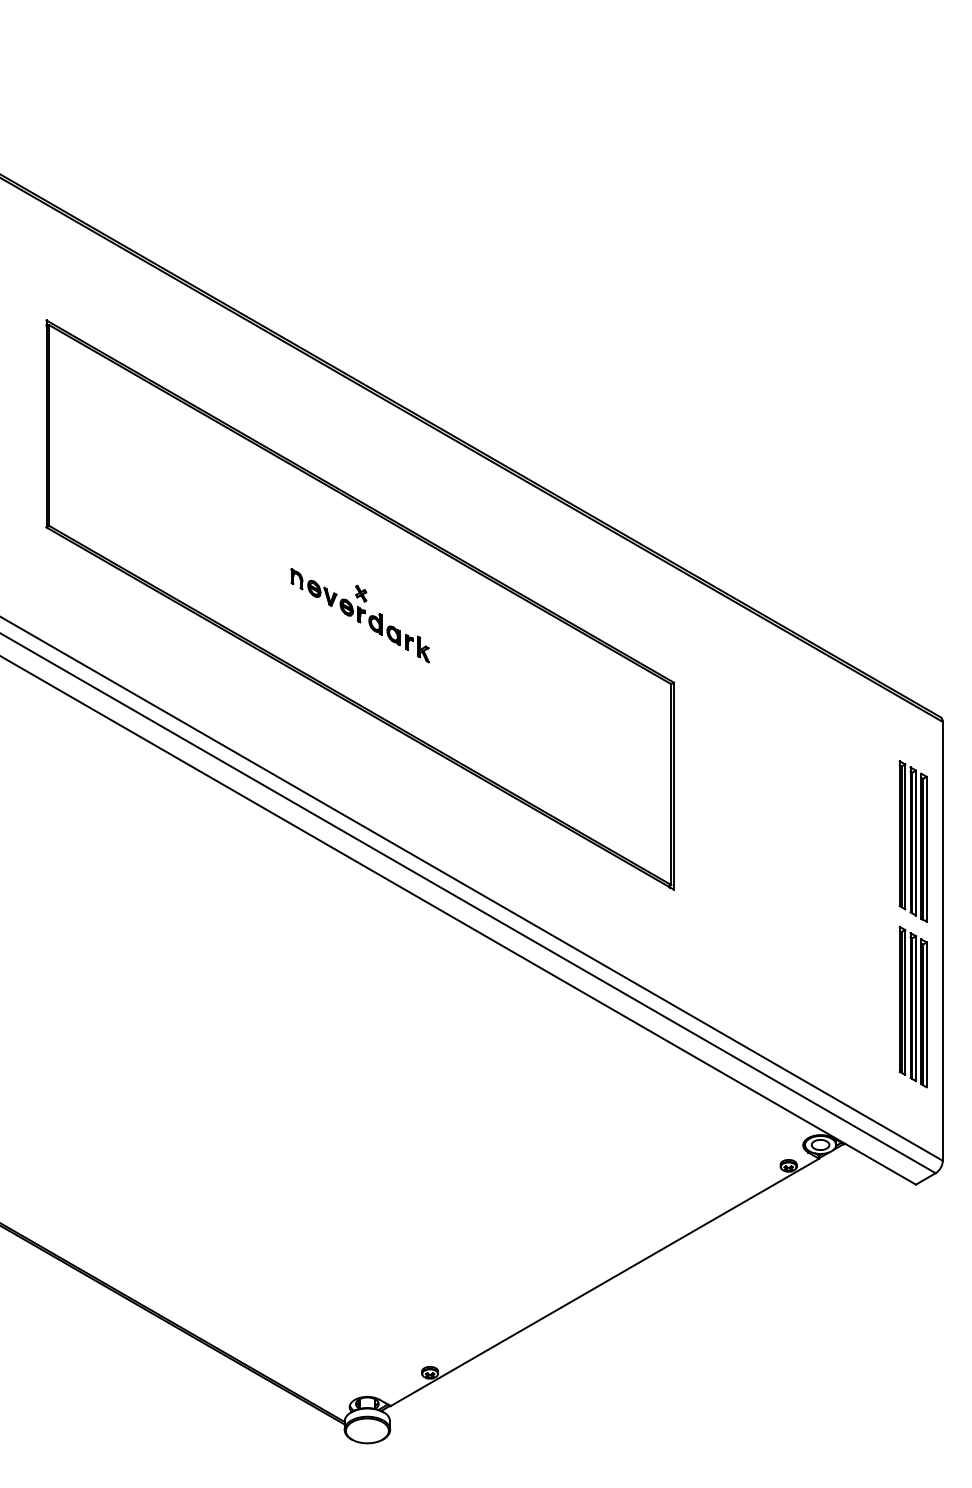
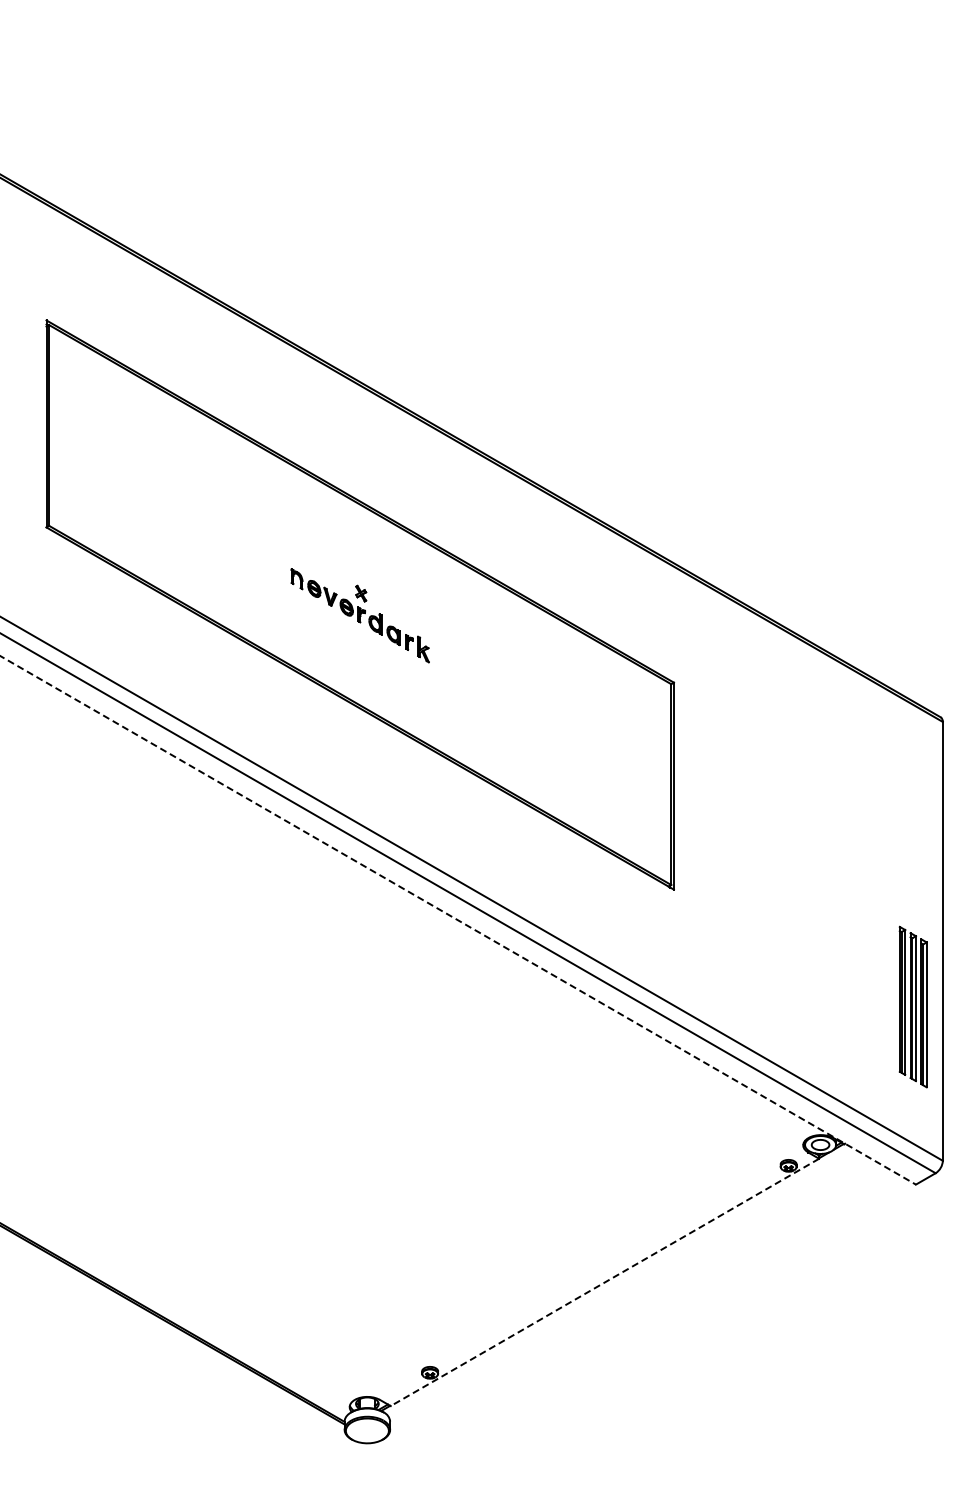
part: present -> none (912, 841)
line: solid -> dashed (457, 920)
line: solid -> dashed (604, 1282)
